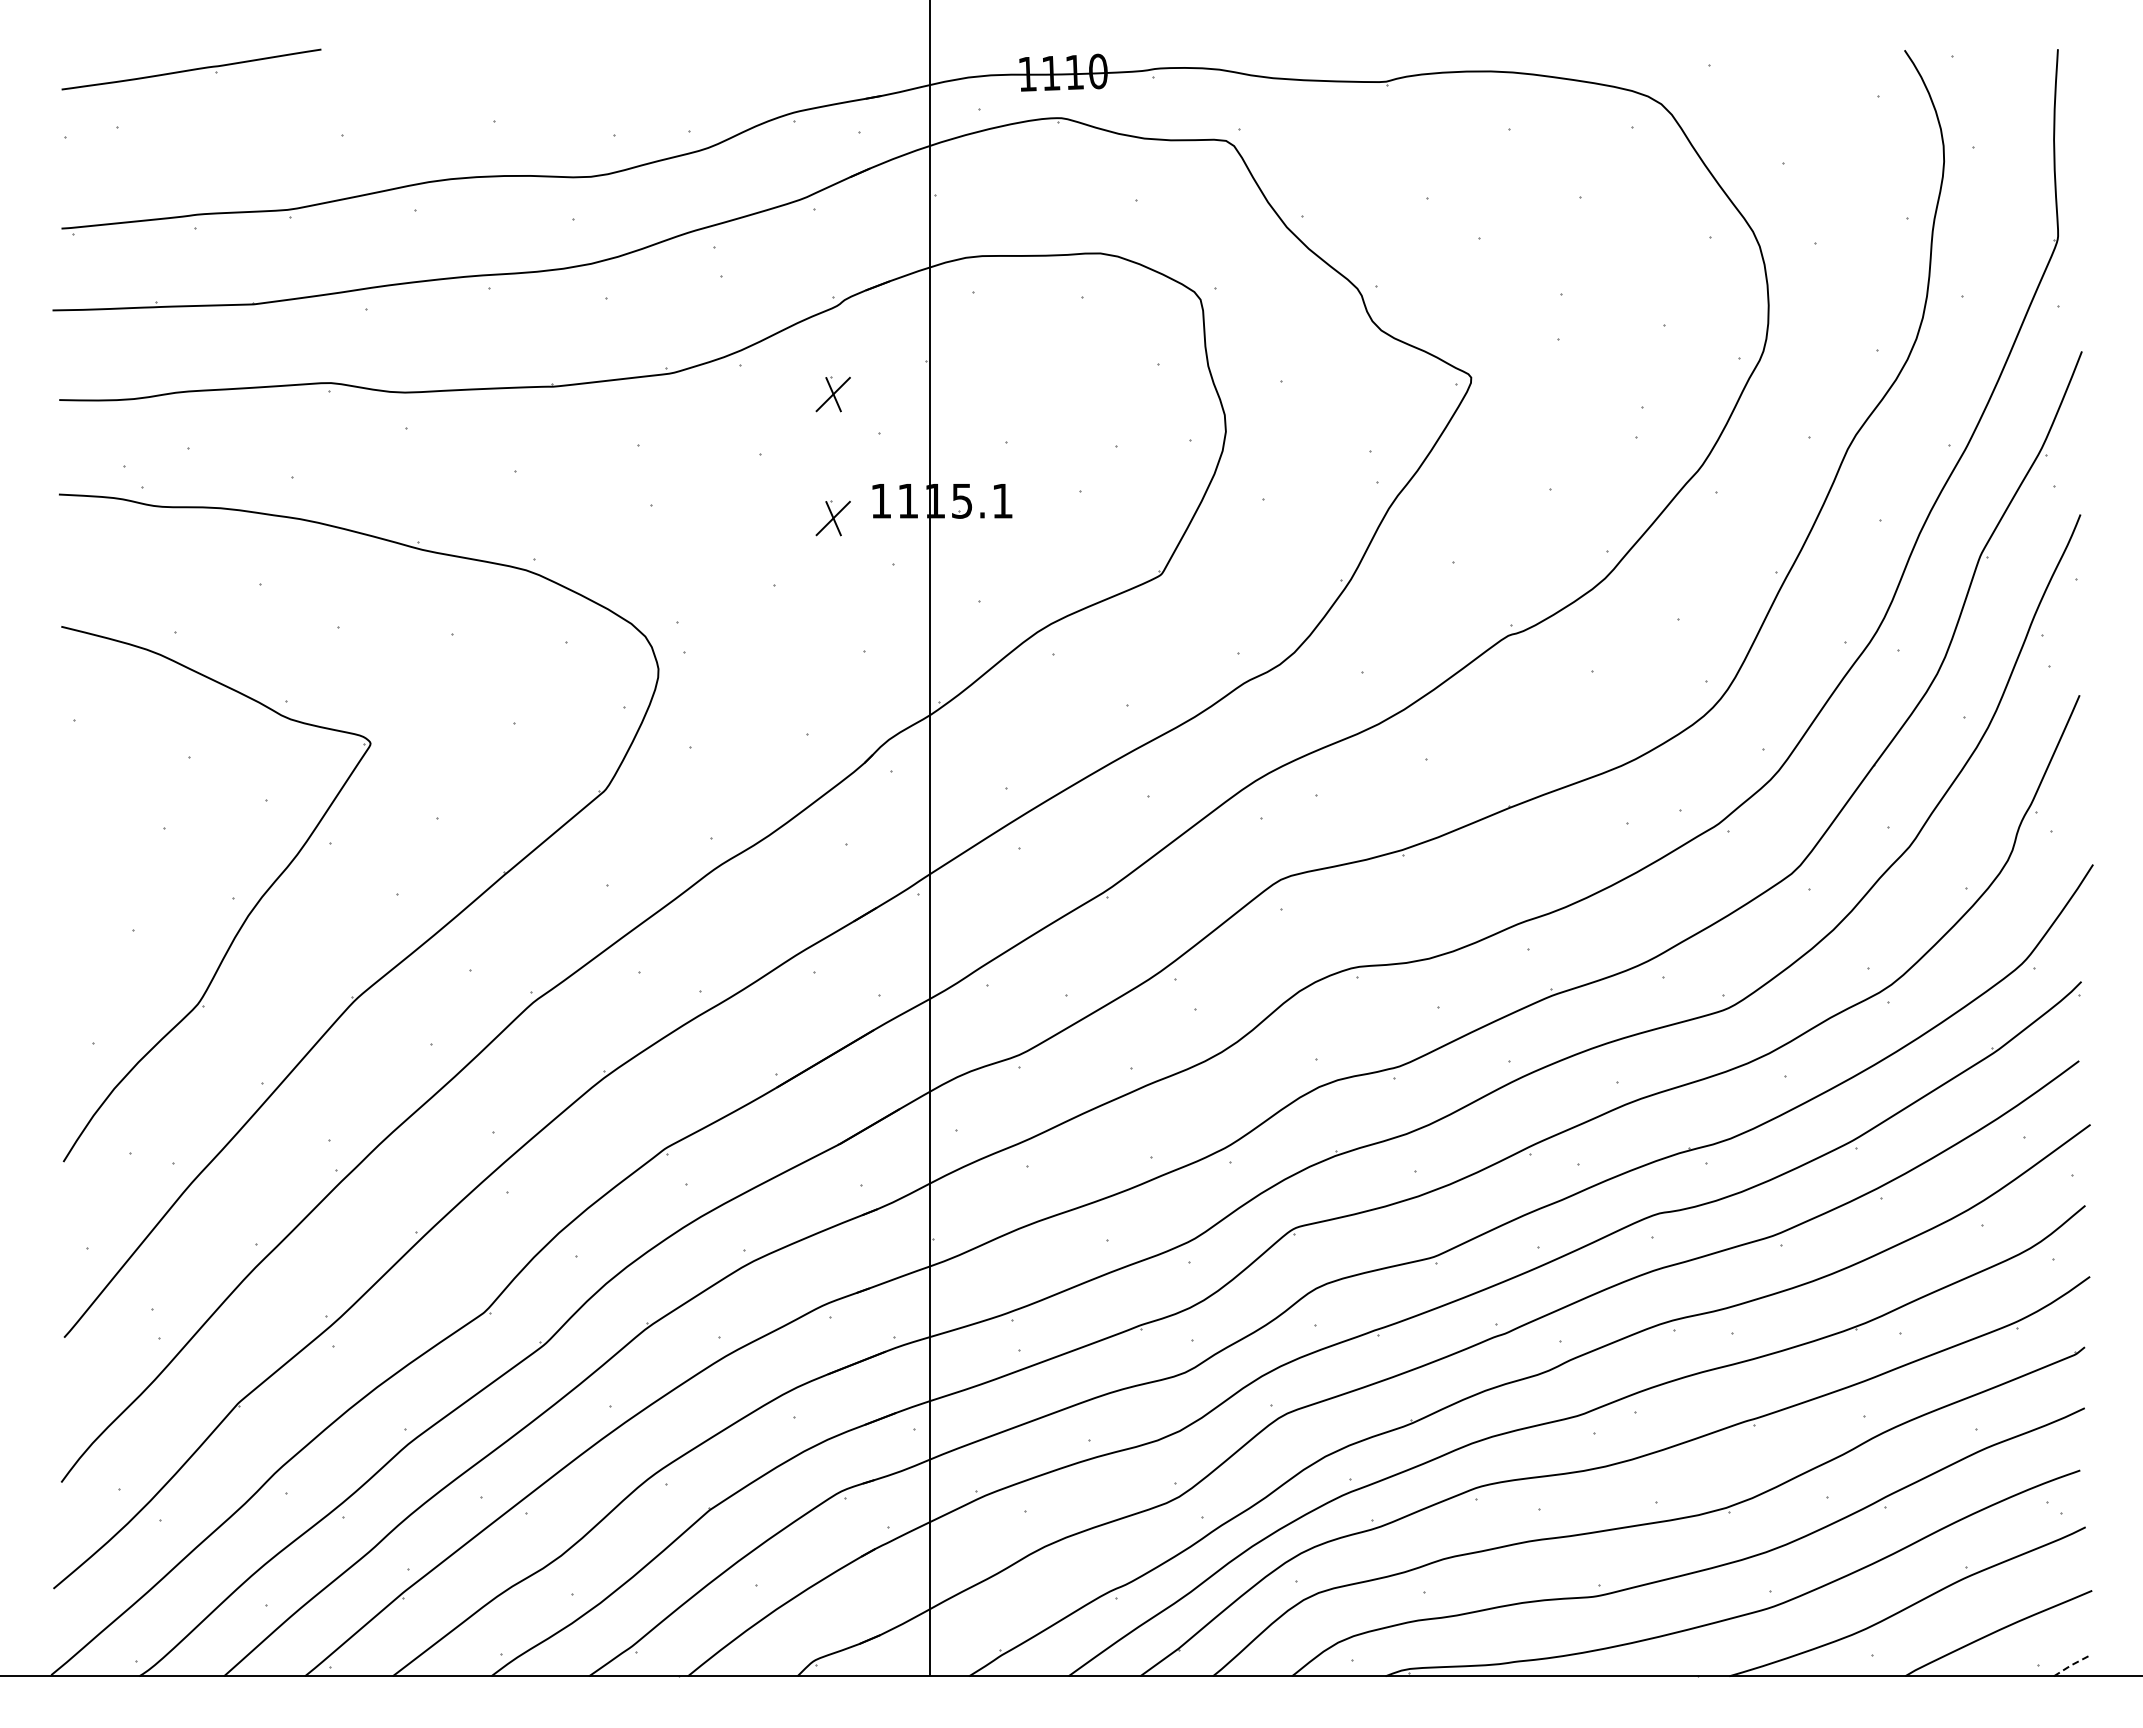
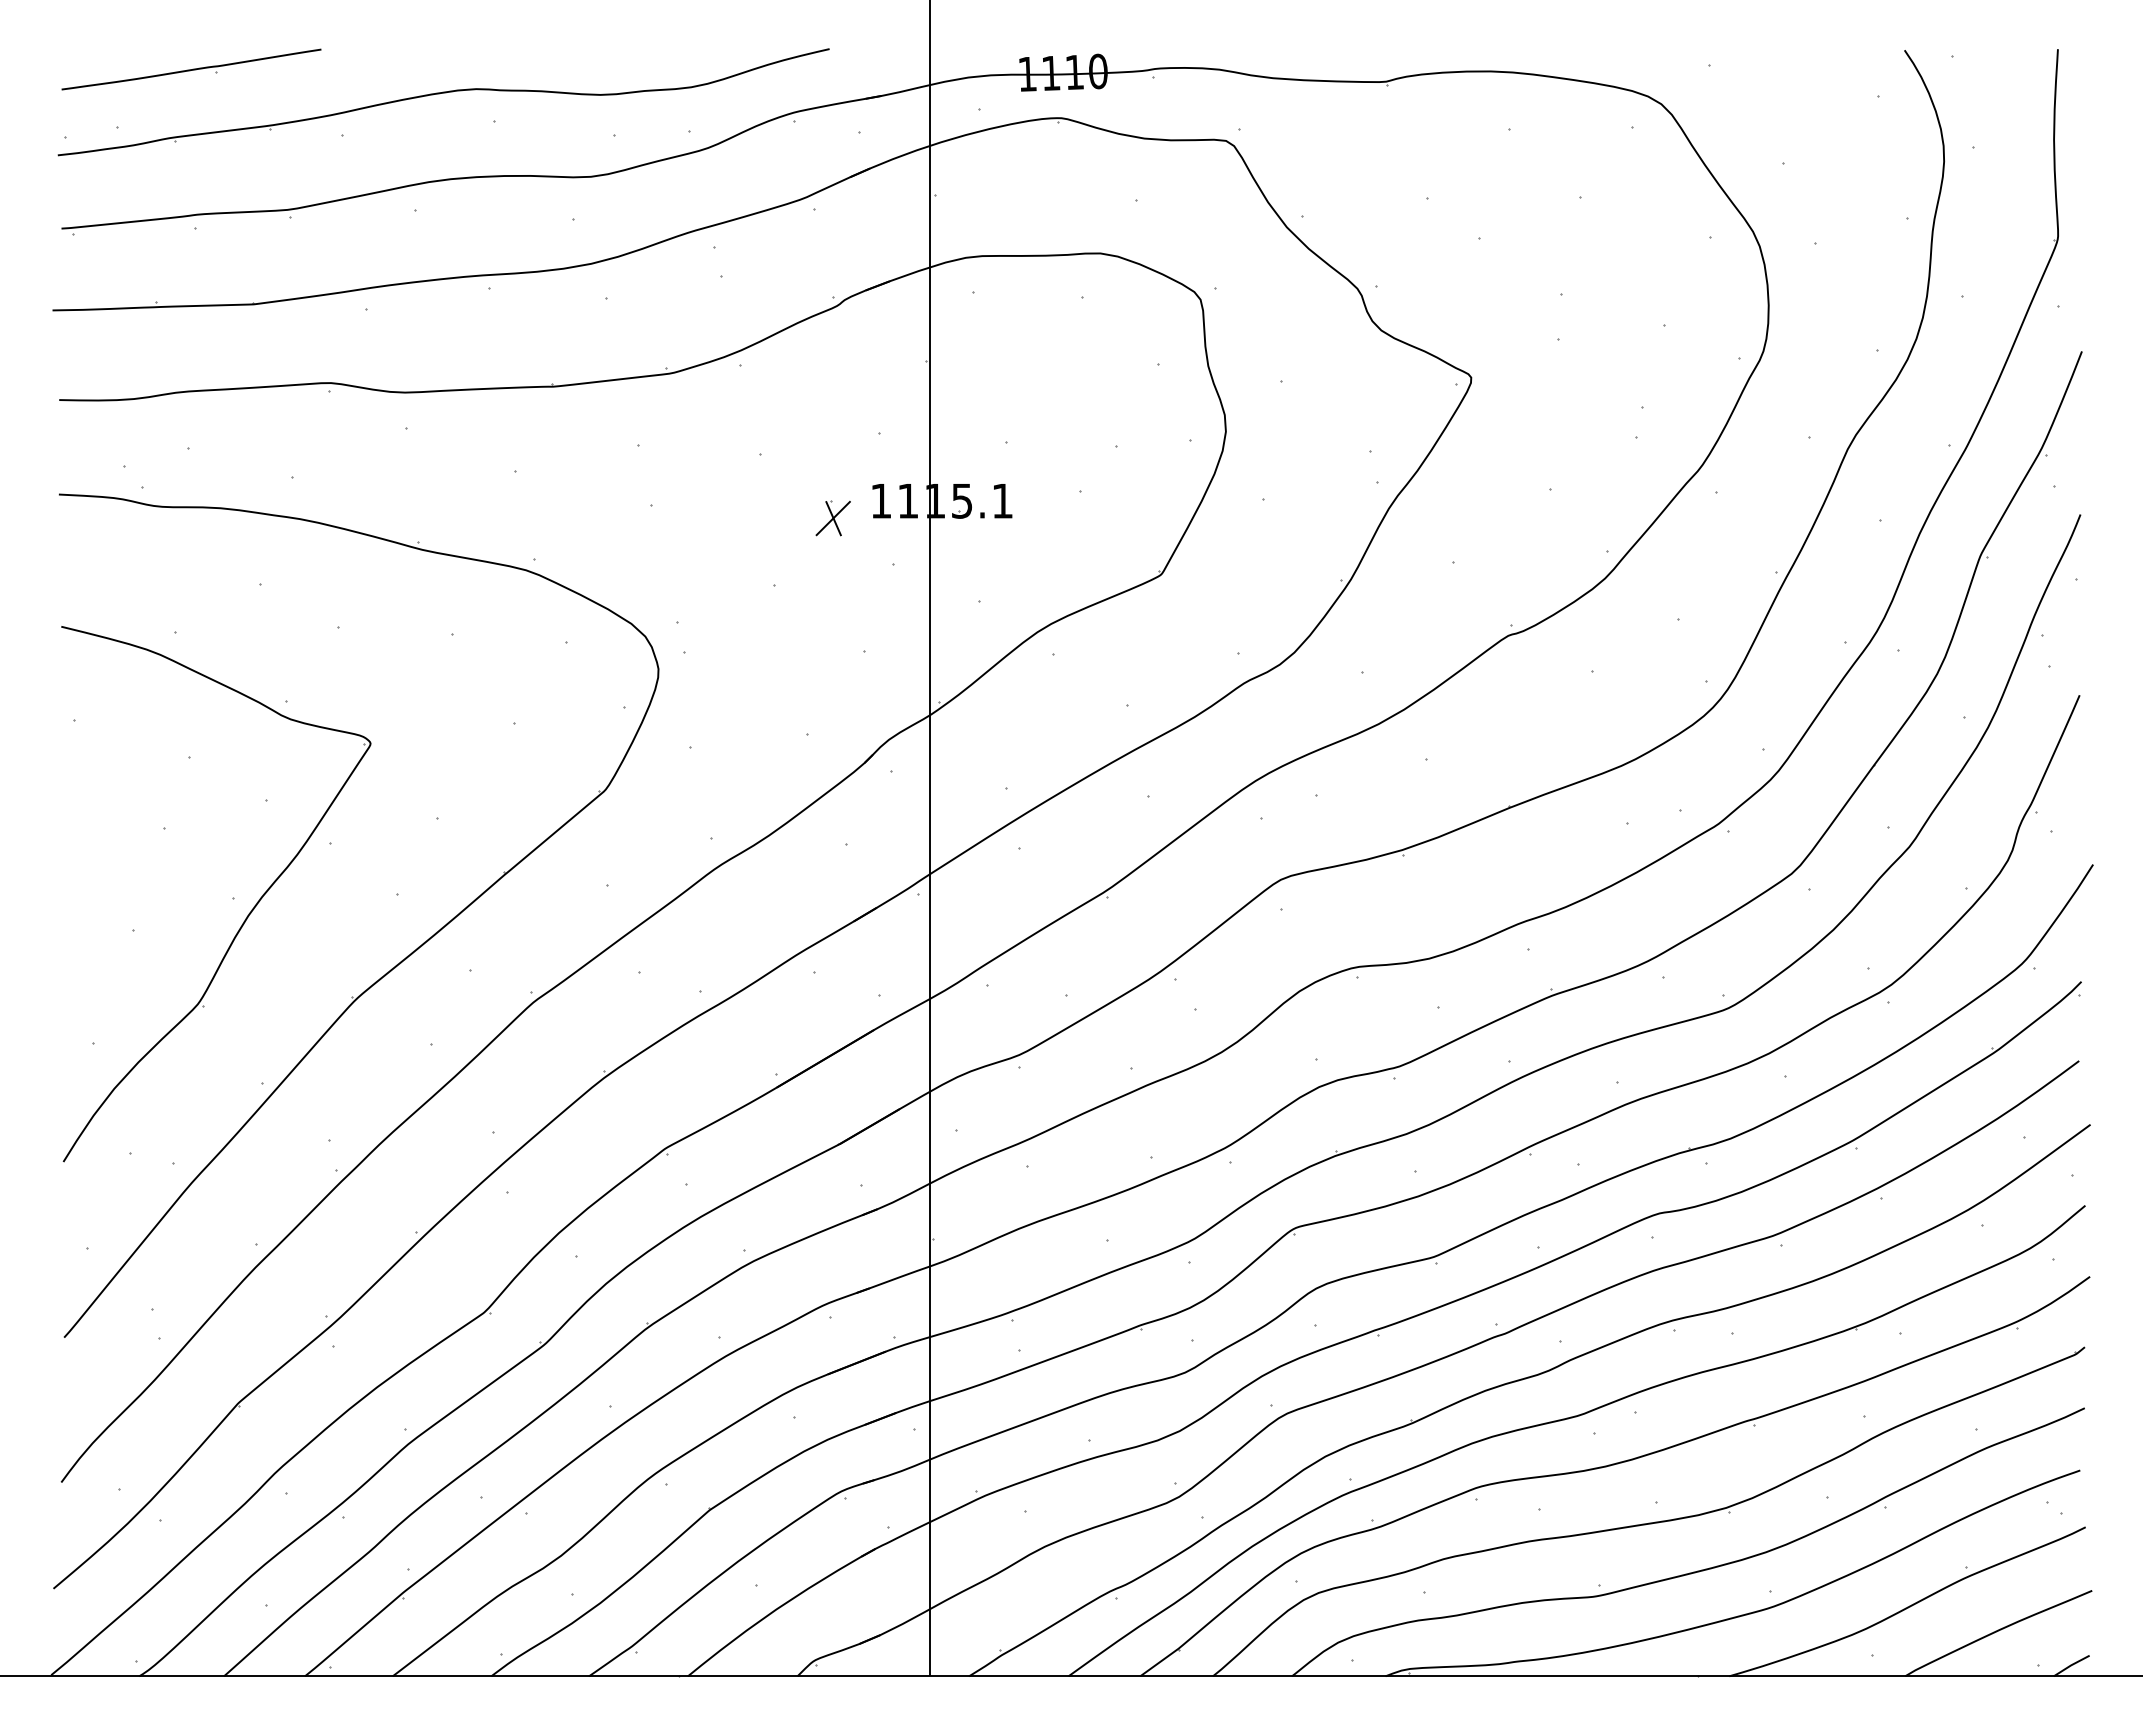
part: none -> present (439, 94)
part: present -> none (832, 394)
line: dashed -> solid (2071, 1665)
